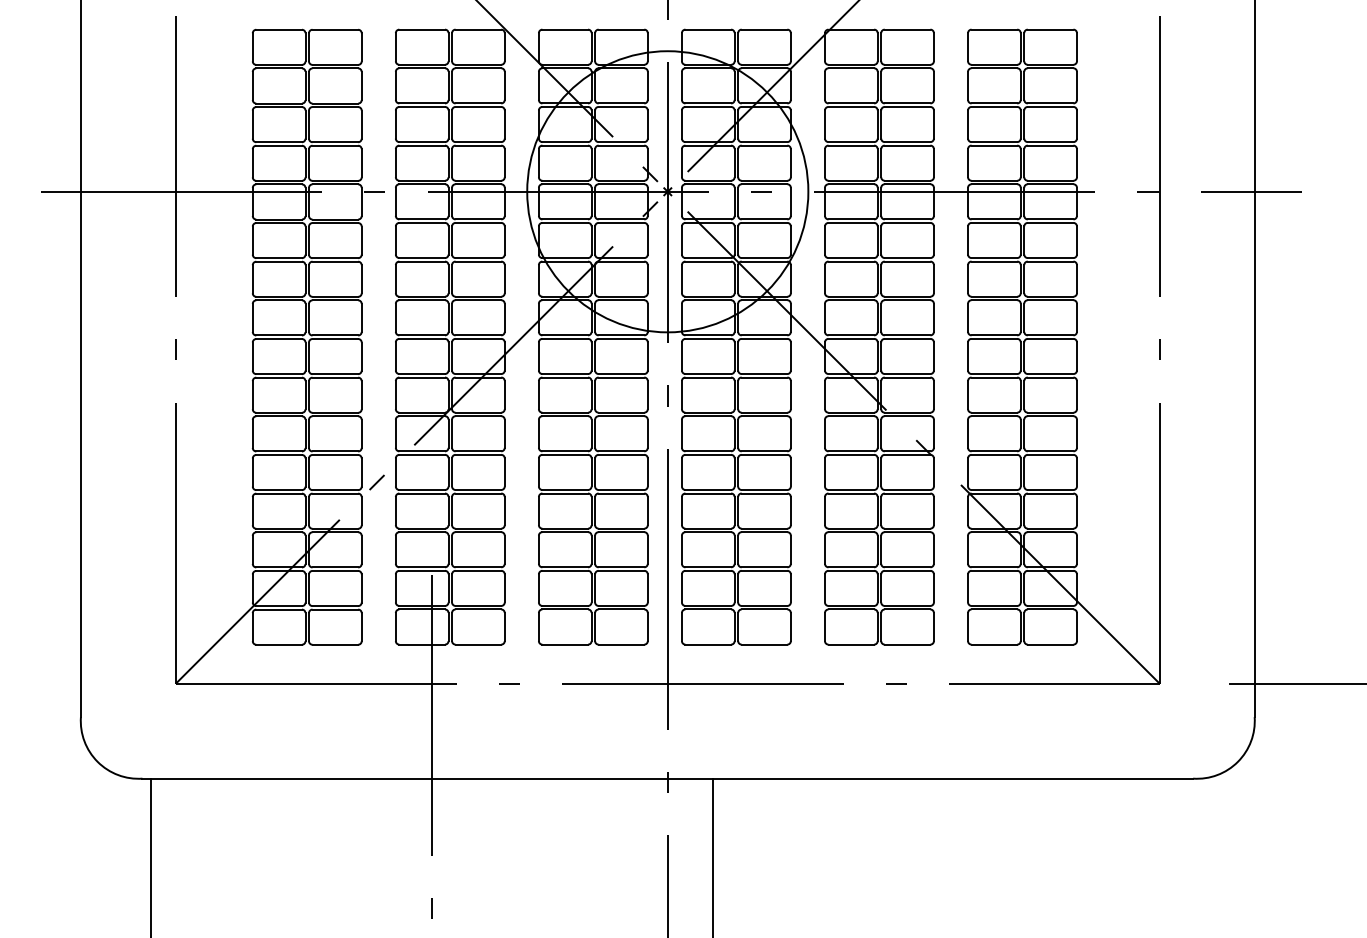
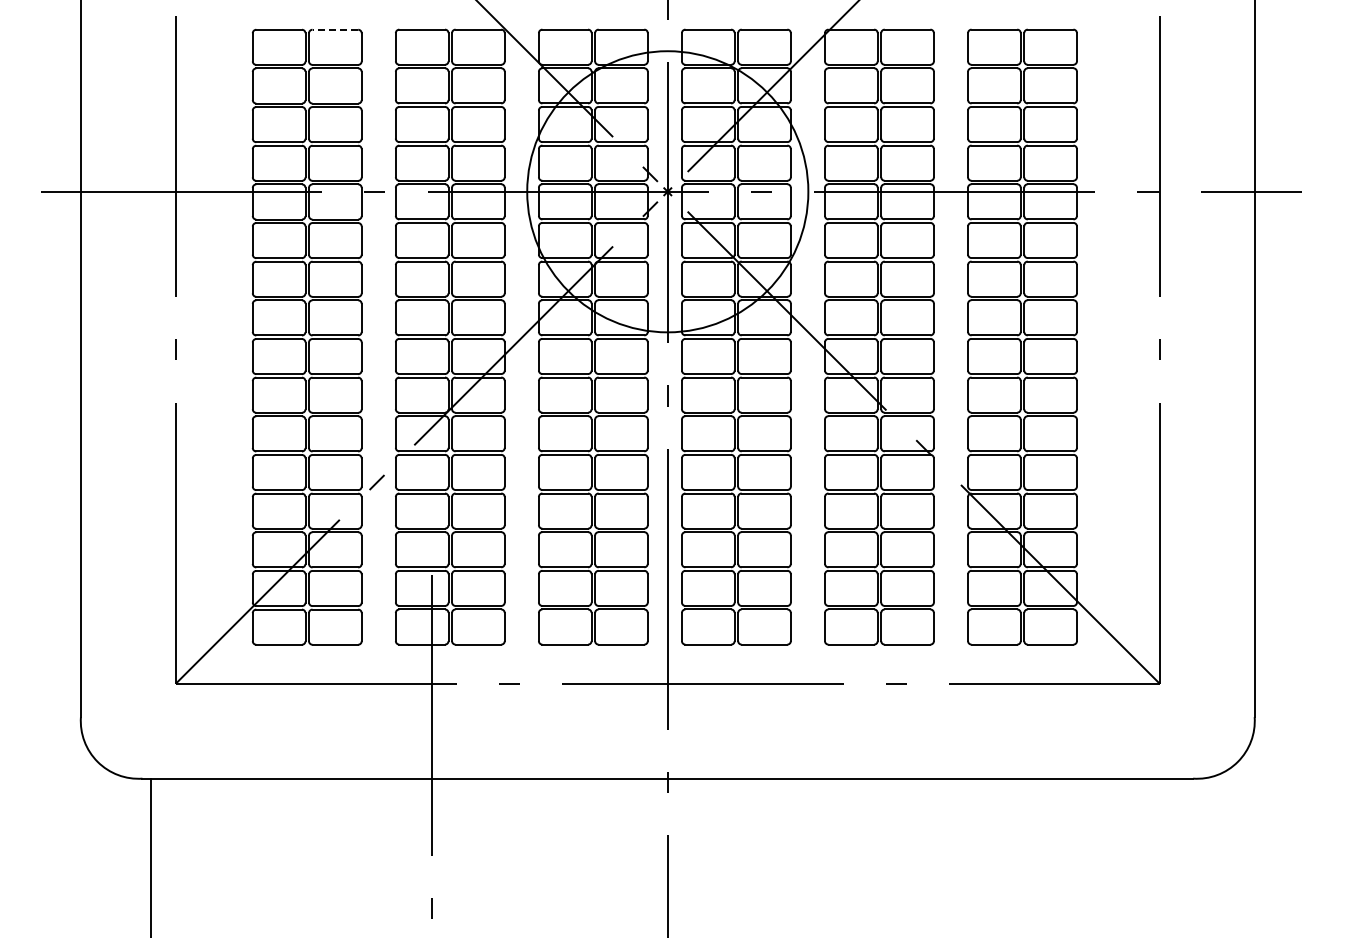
line: solid -> dashed (335, 29)
line: present -> none (1296, 683)
line: present -> none (713, 856)
